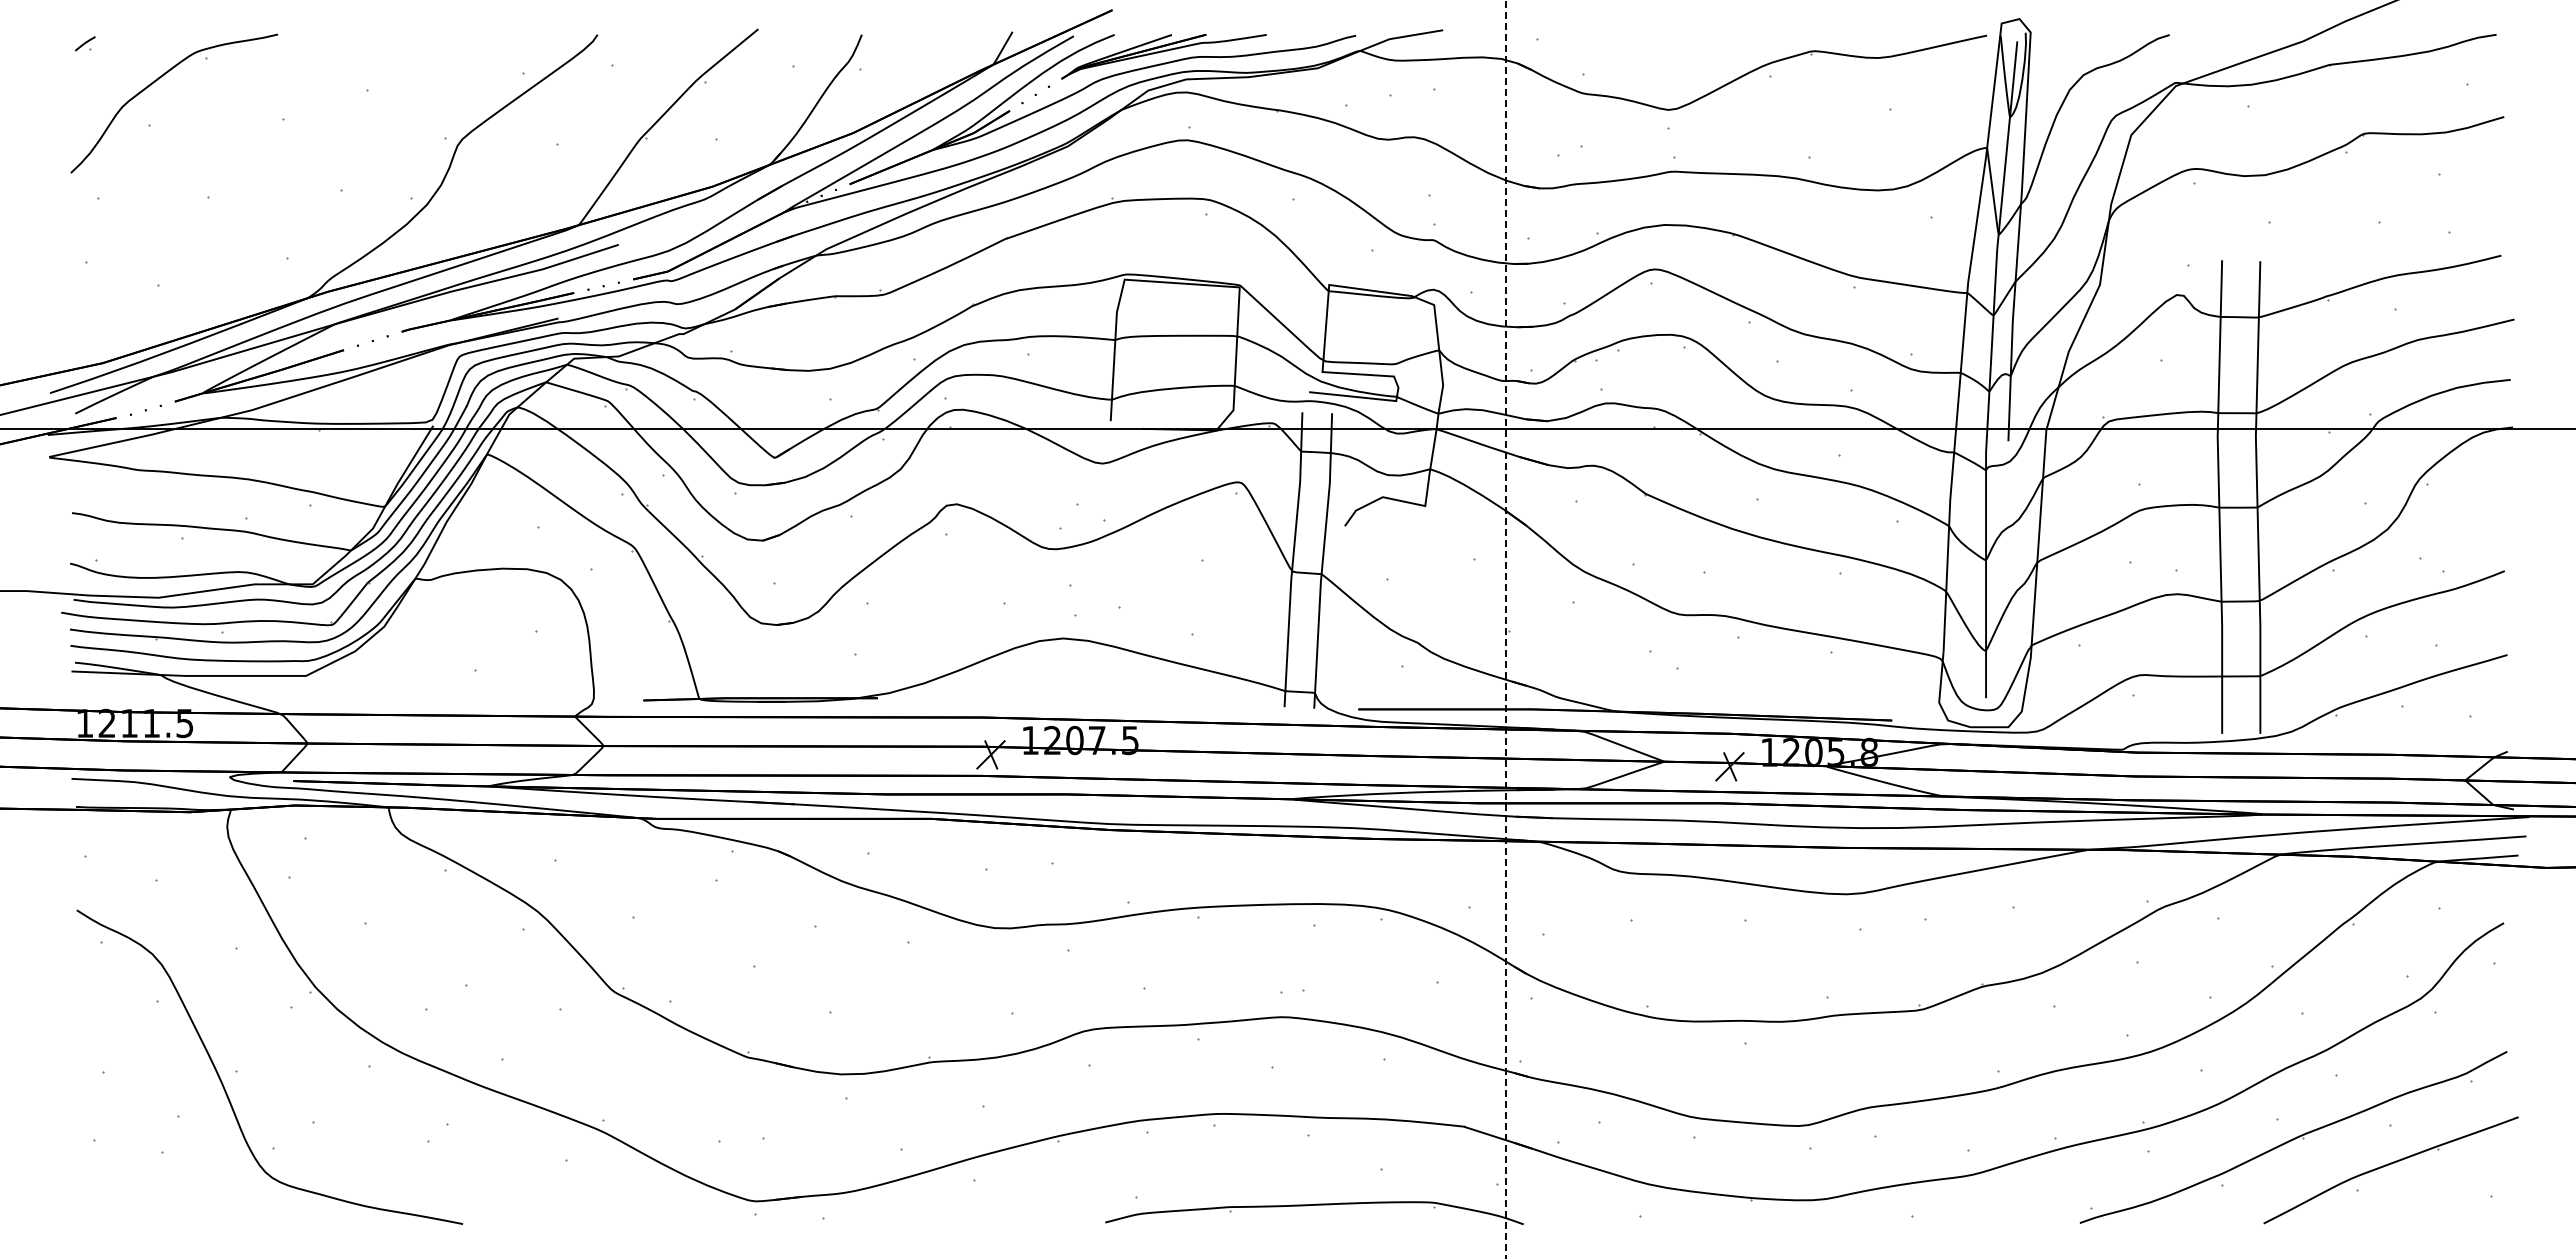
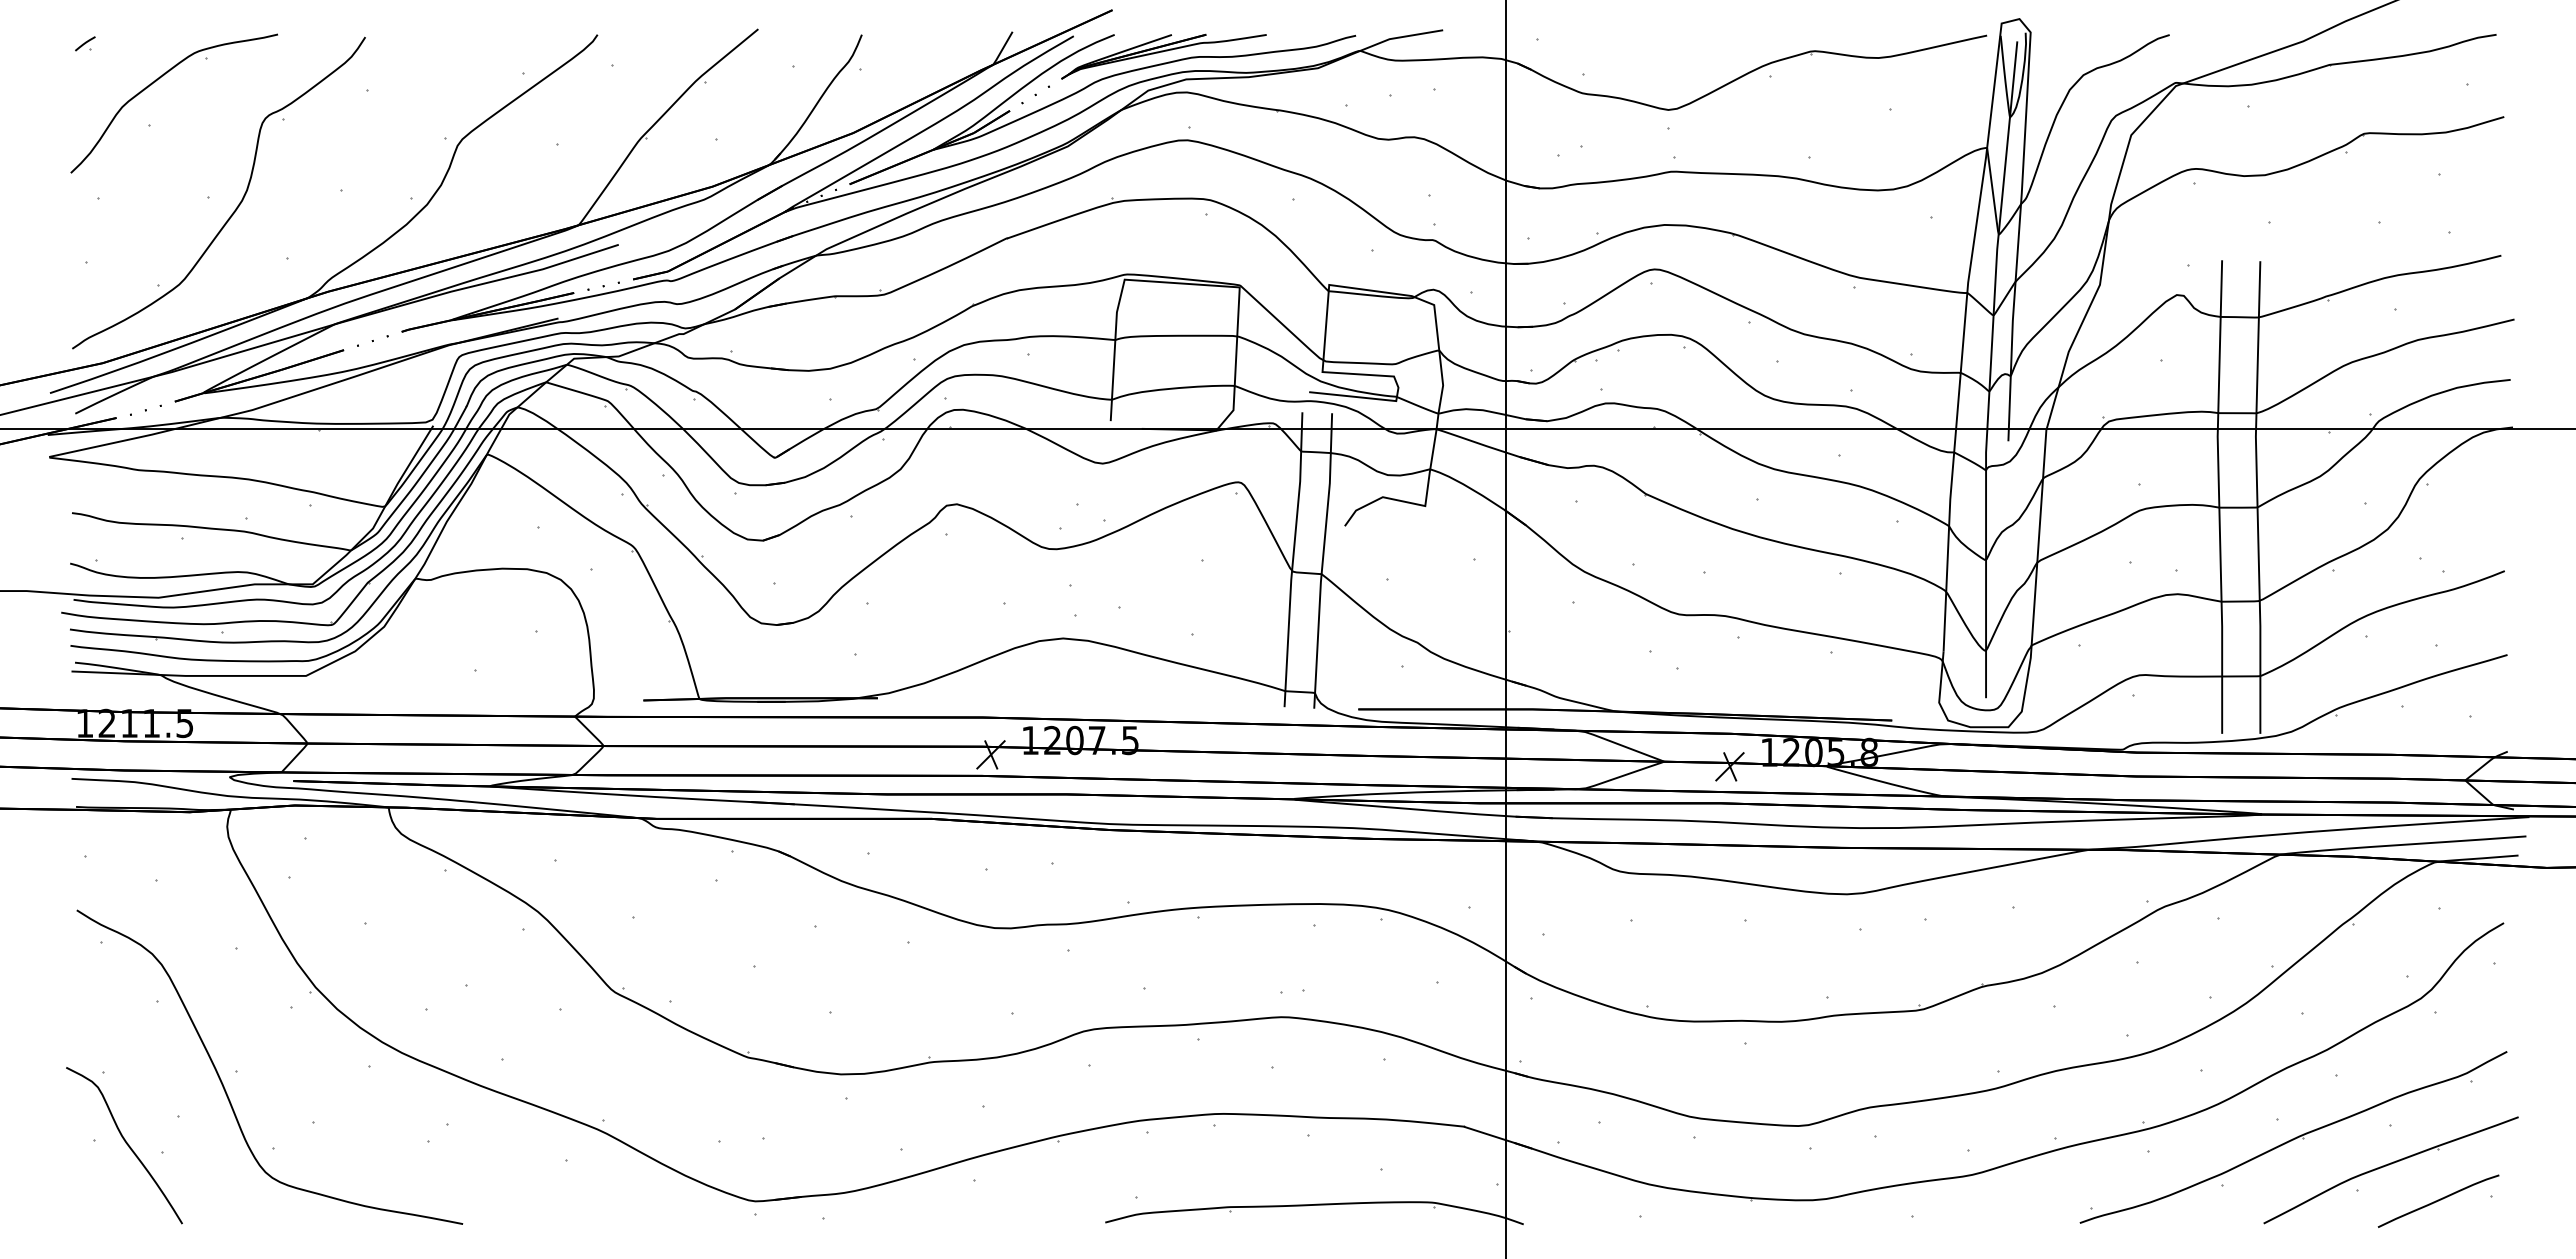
curve: none -> present (237, 205)
line: dashed -> solid (1505, 628)
curve: none -> present (125, 1143)
curve: none -> present (2438, 1200)
